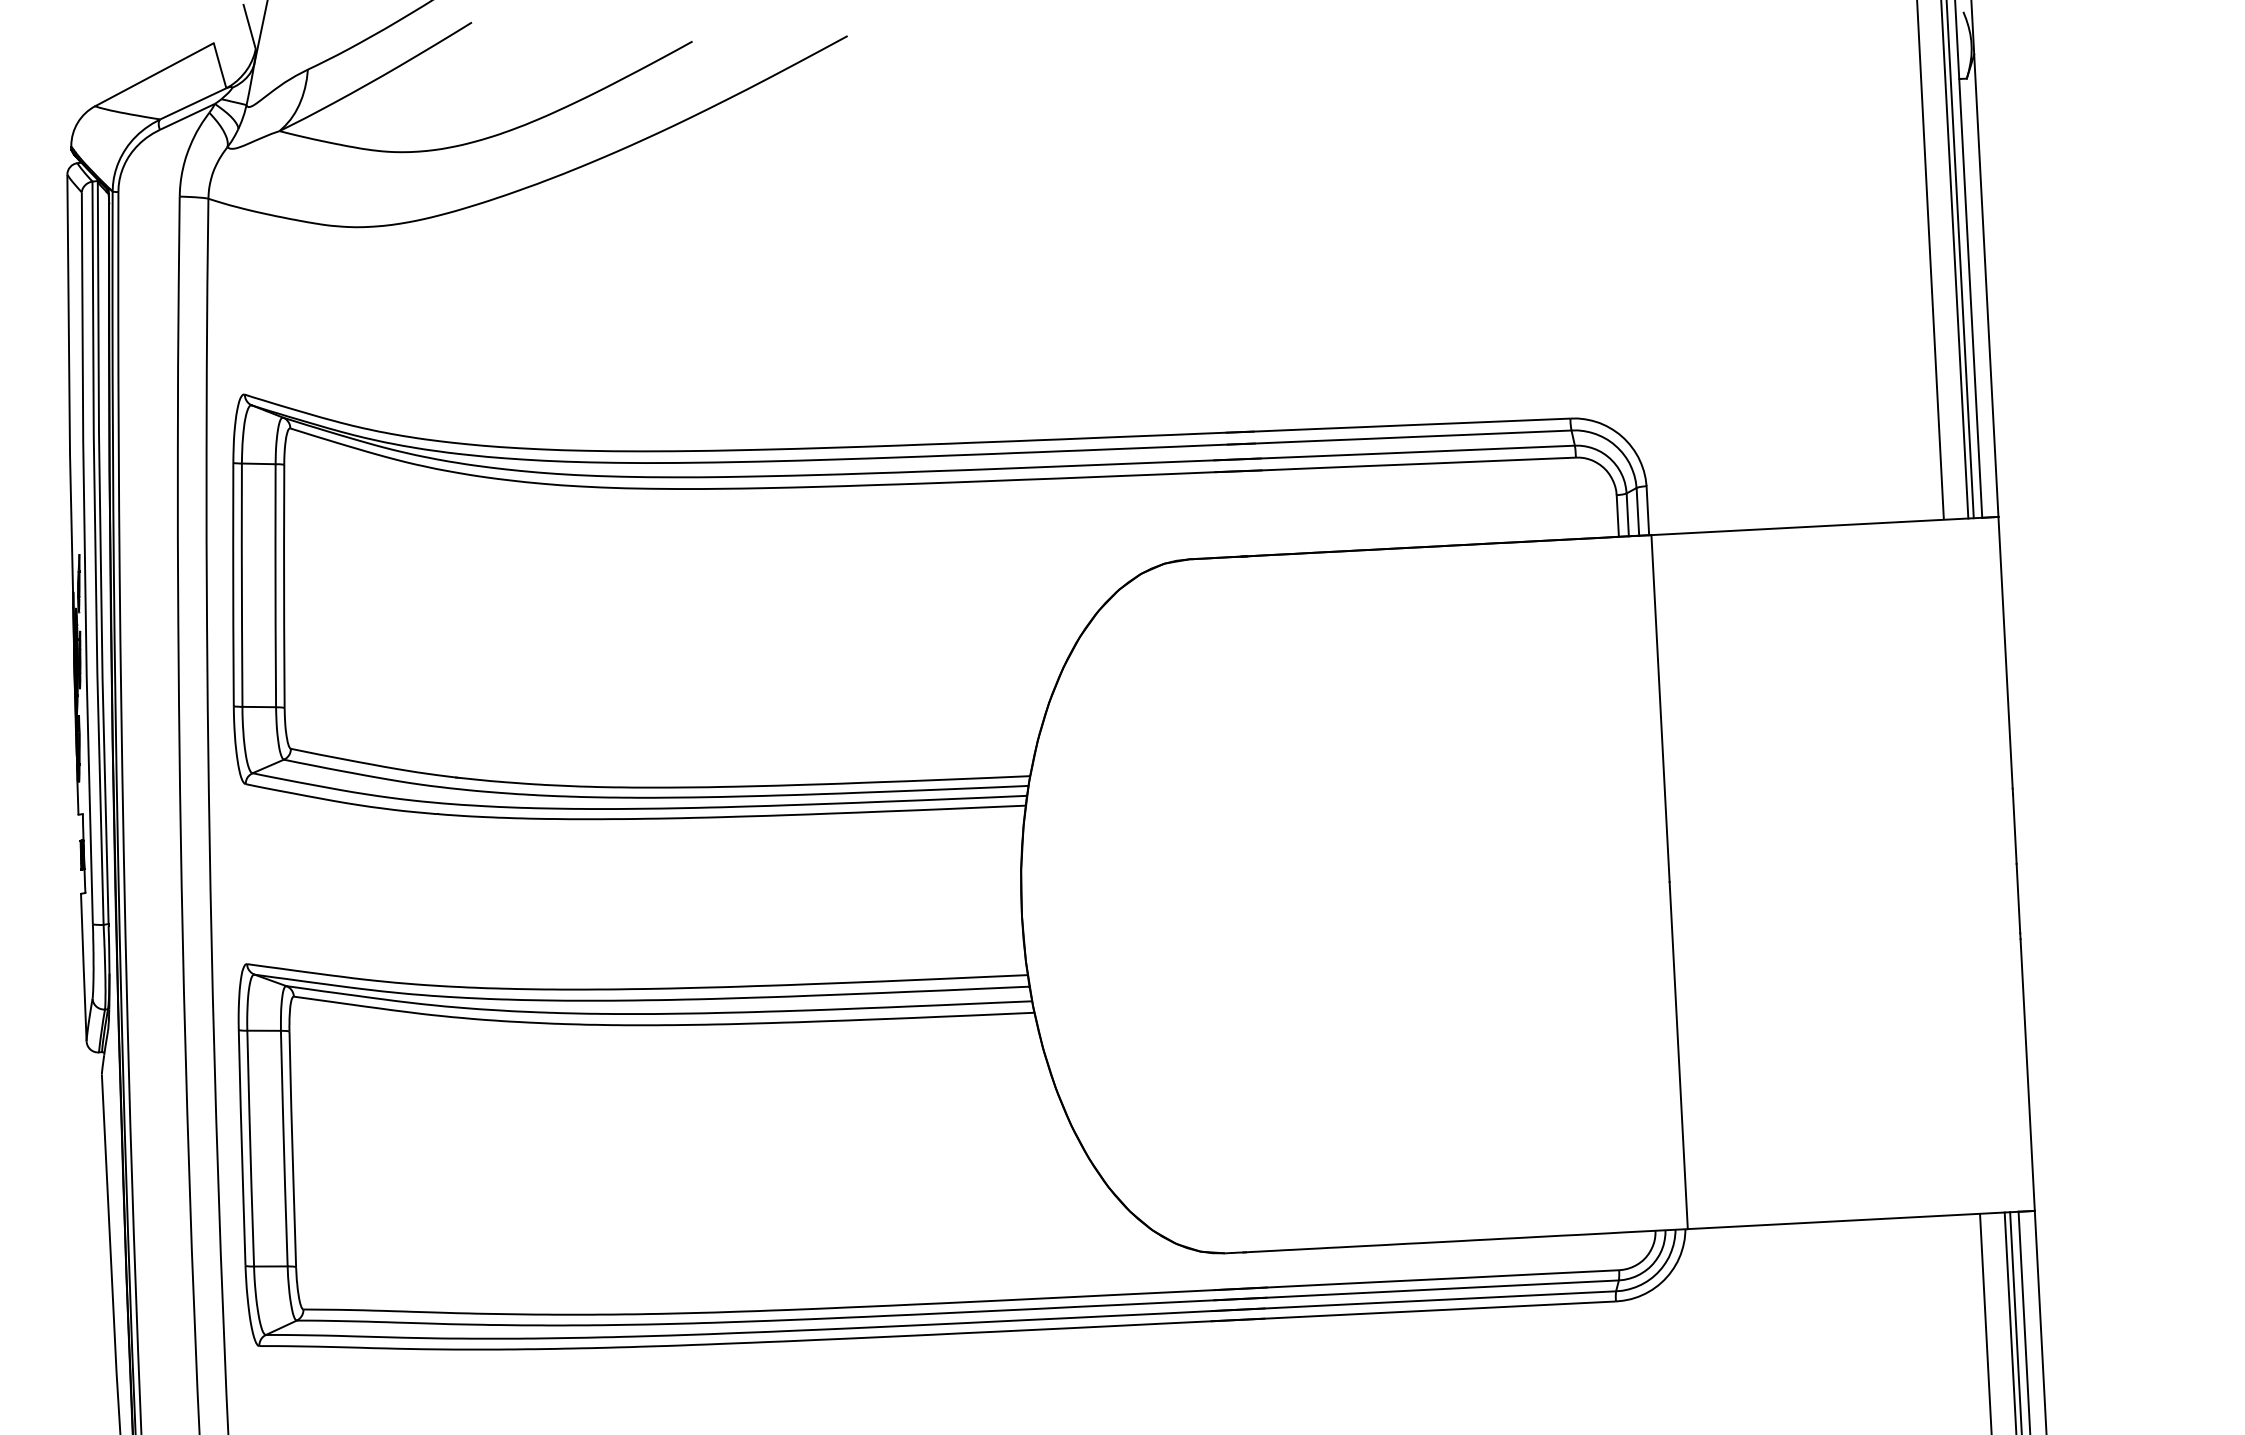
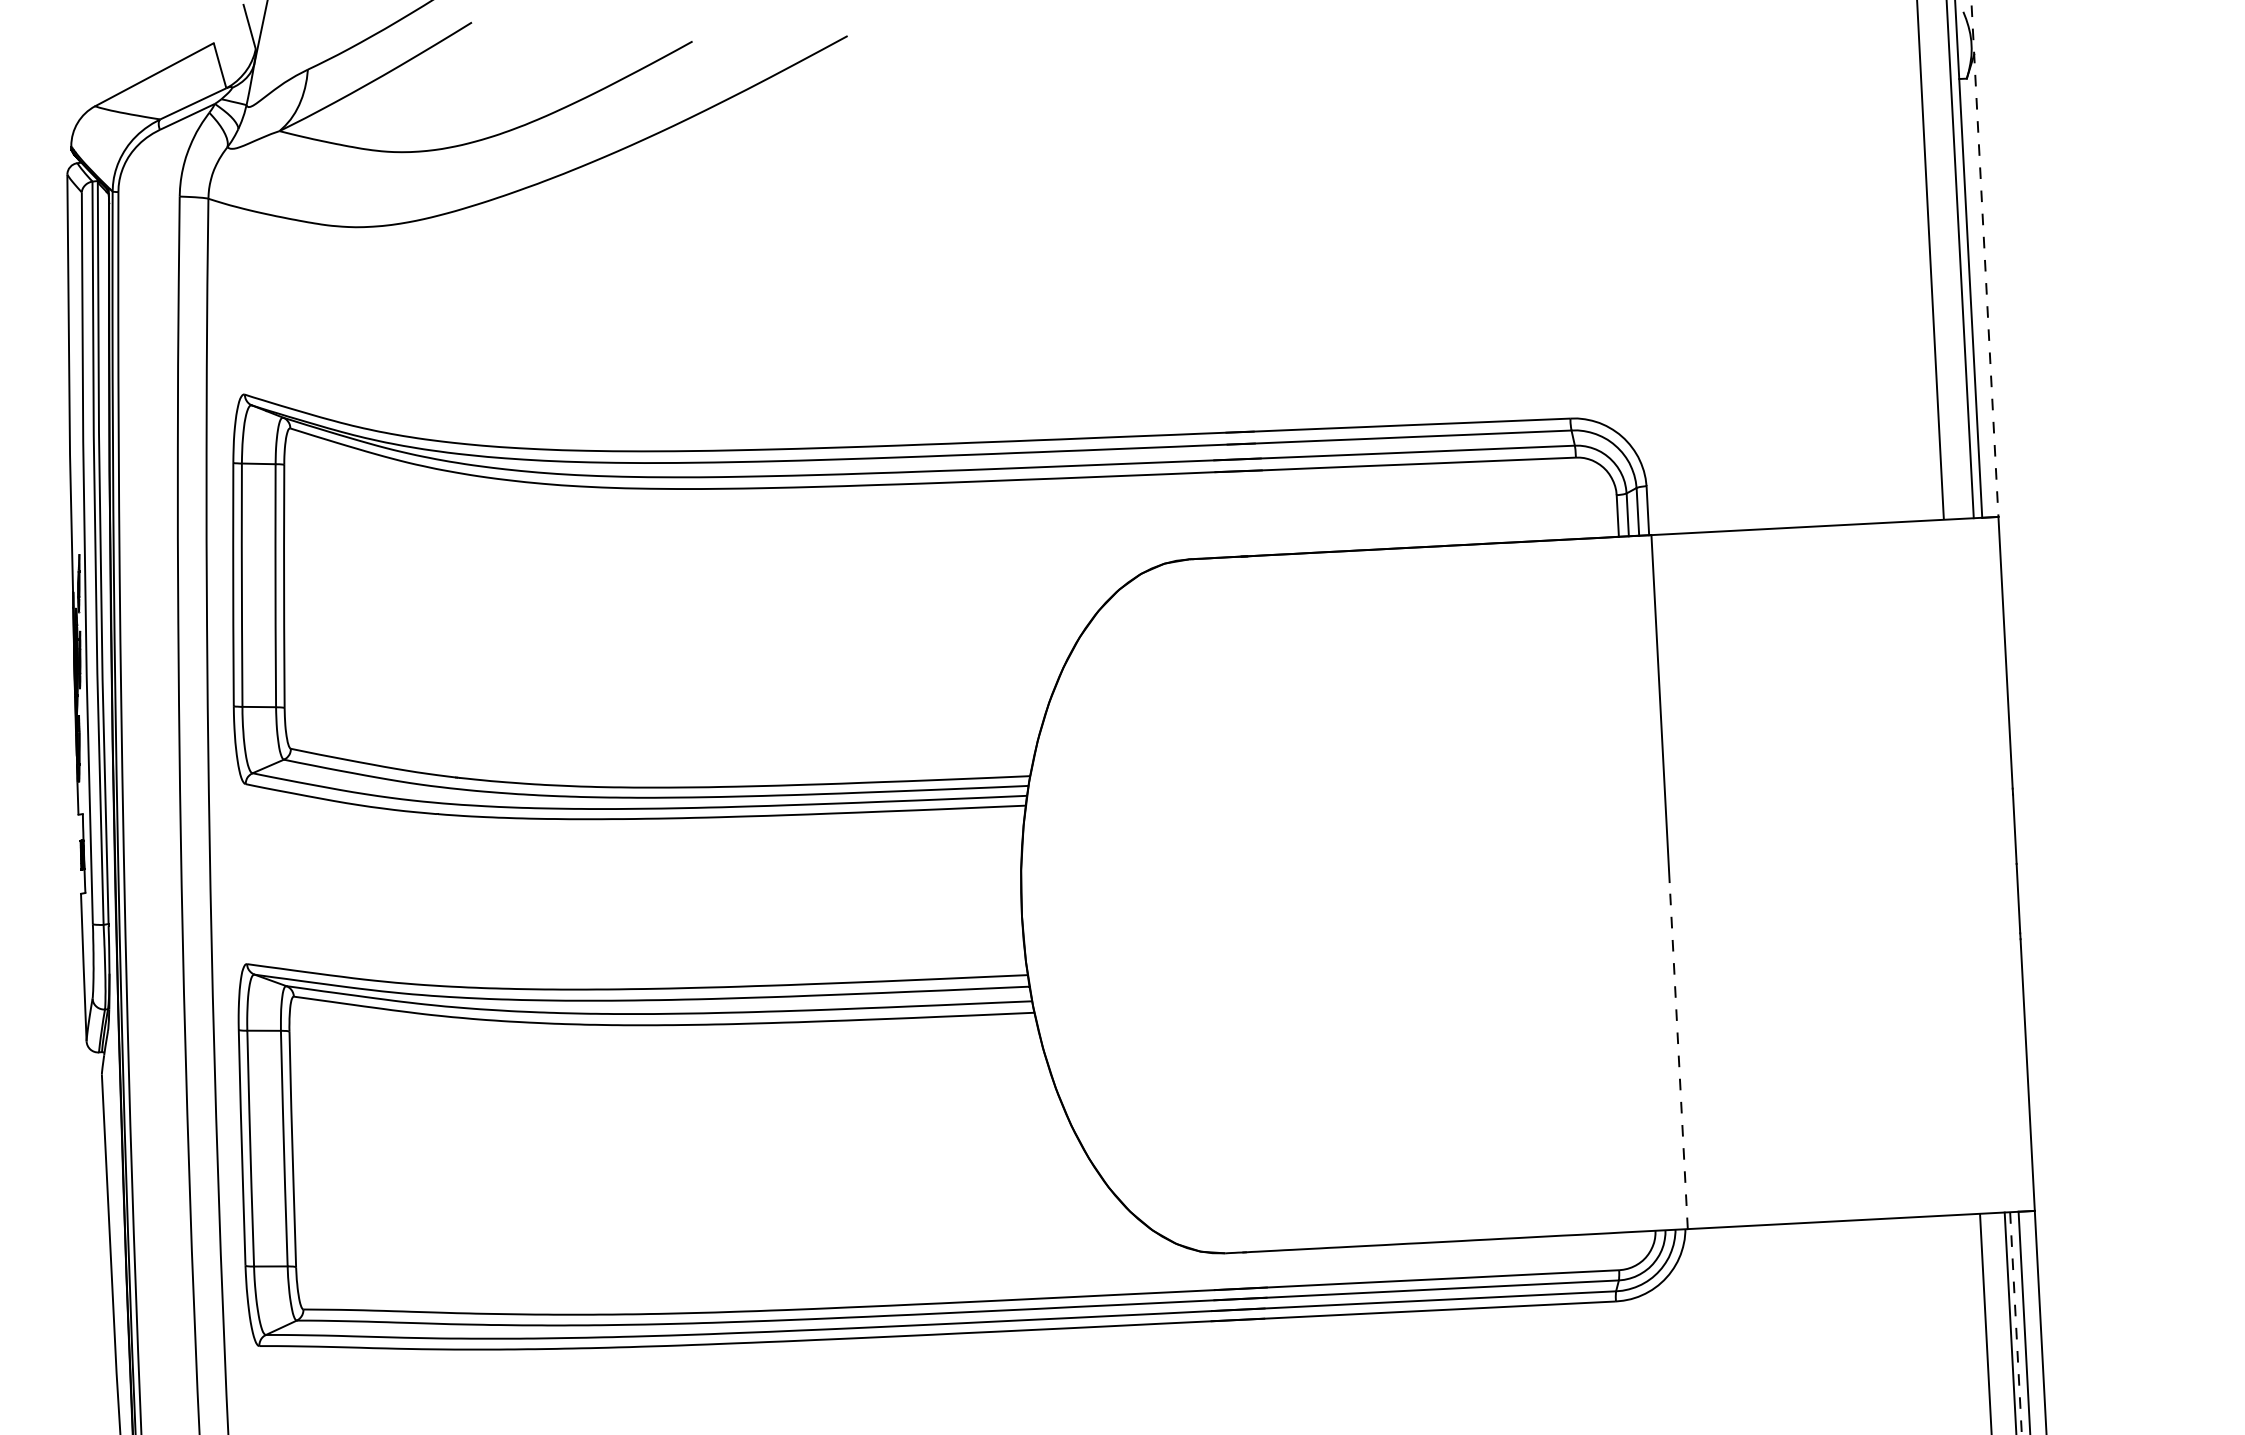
line: solid -> dashed (1984, 259)
line: present -> none (1954, 260)
line: solid -> dashed (1678, 1055)
line: solid -> dashed (2016, 1324)
